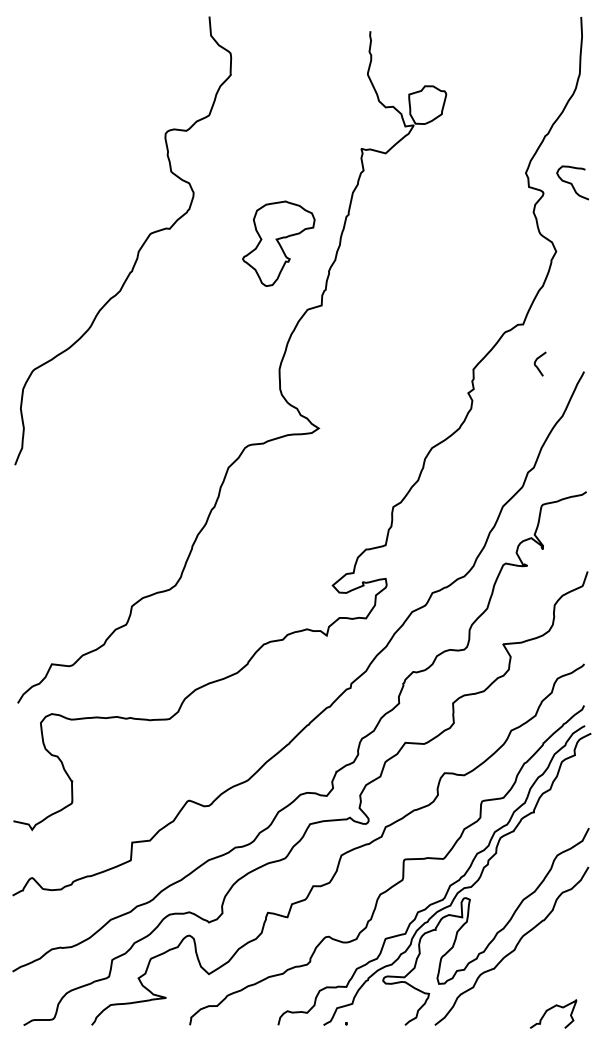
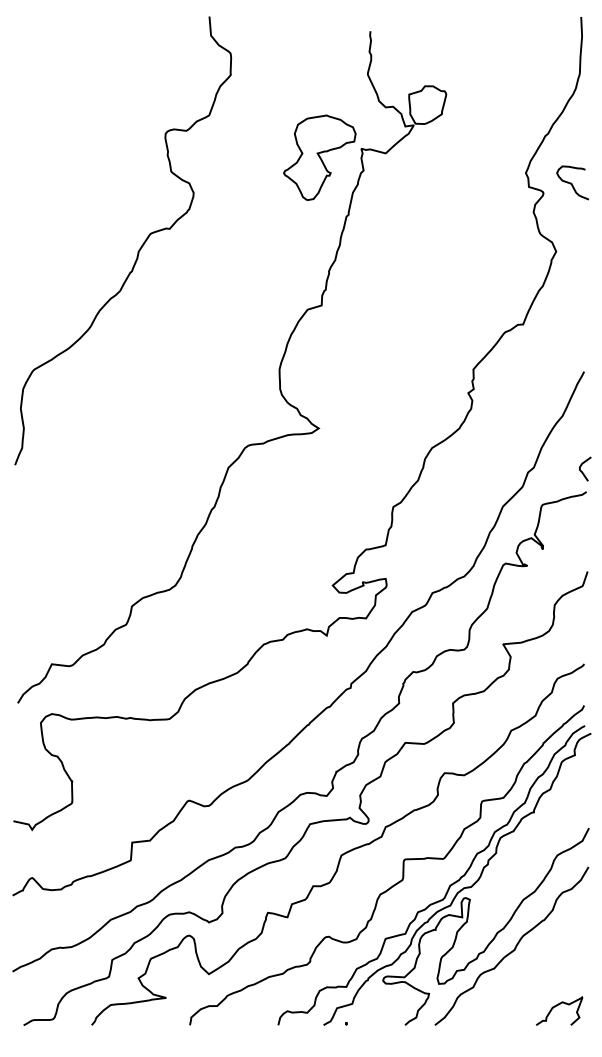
part position: (278, 243) -> (319, 157) (319, 157)
curve position: (537, 360) -> (582, 465) (582, 465)
curve position: (551, 1009) -> (557, 1006) (557, 1006)
